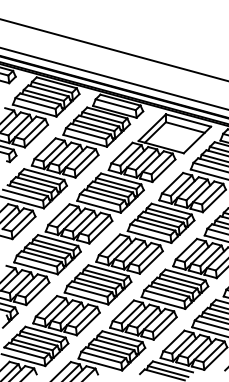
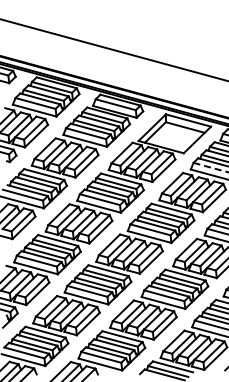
line: present -> none (113, 78)
line: solid -> dashed (211, 167)
